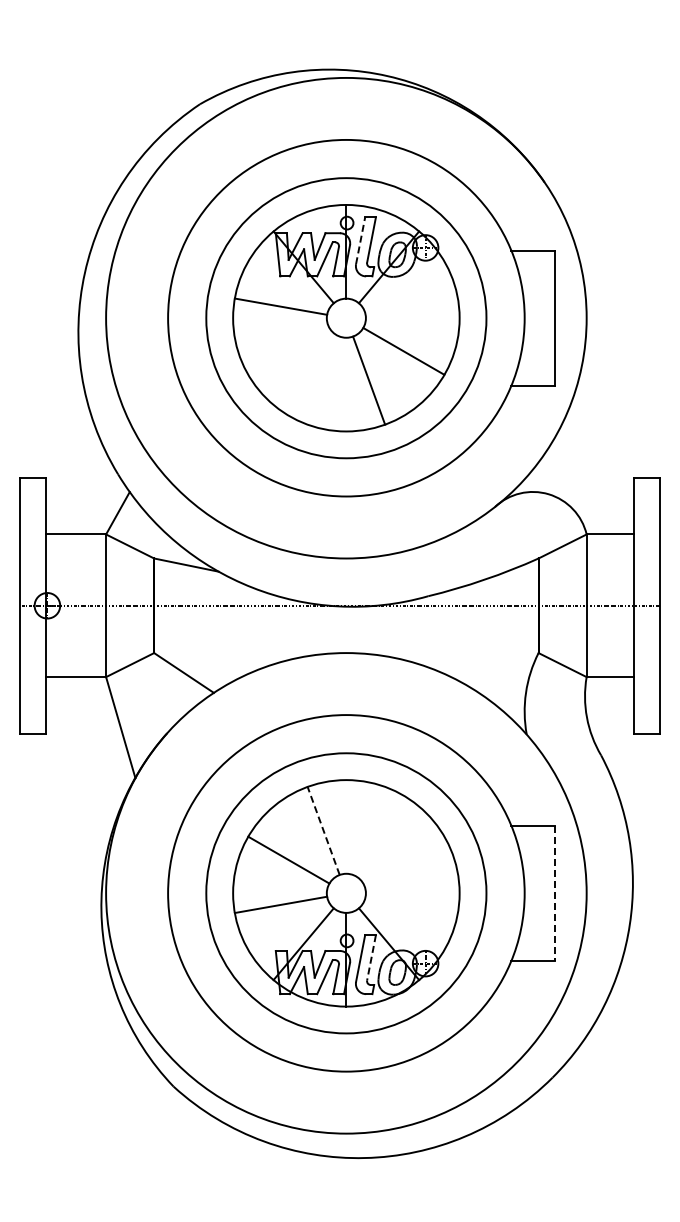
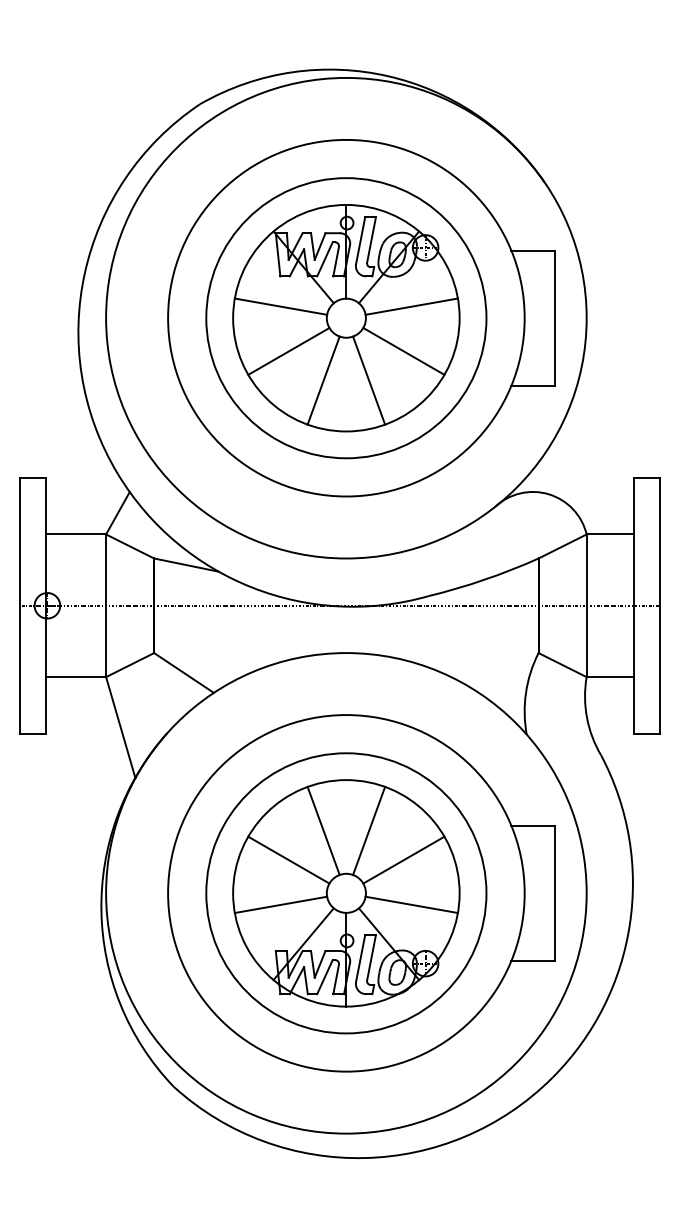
line: dashed -> solid (360, 240)
line: none -> present (411, 306)
line: none -> present (288, 351)
line: none -> present (323, 380)
line: dashed -> solid (323, 830)
line: none -> present (369, 830)
line: none -> present (403, 859)
line: dashed -> solid (554, 893)
line: none -> present (411, 904)
line: dashed -> solid (371, 958)
